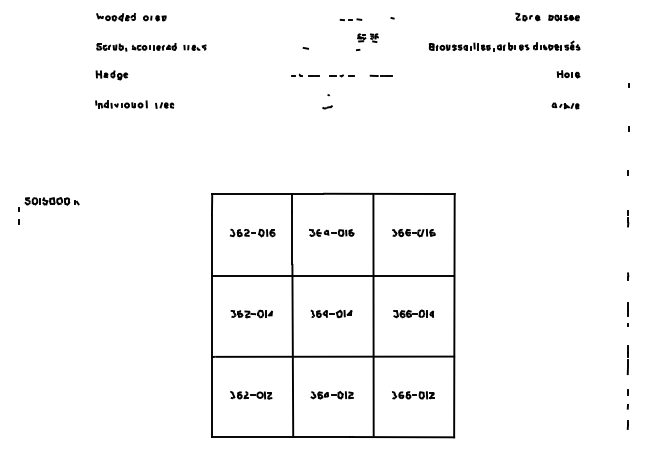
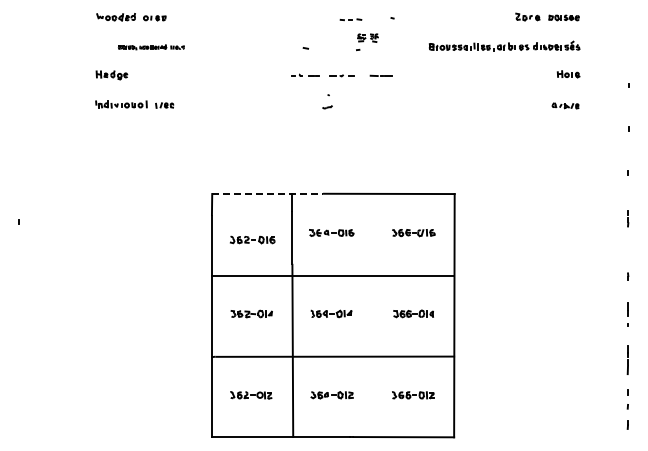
part size: 111x9 px -> 68x7 px (150, 47)
line: solid -> dashed (268, 194)
part: present -> none (48, 204)
part position: (252, 232) -> (252, 239) (252, 239)
line: present -> none (373, 315)
